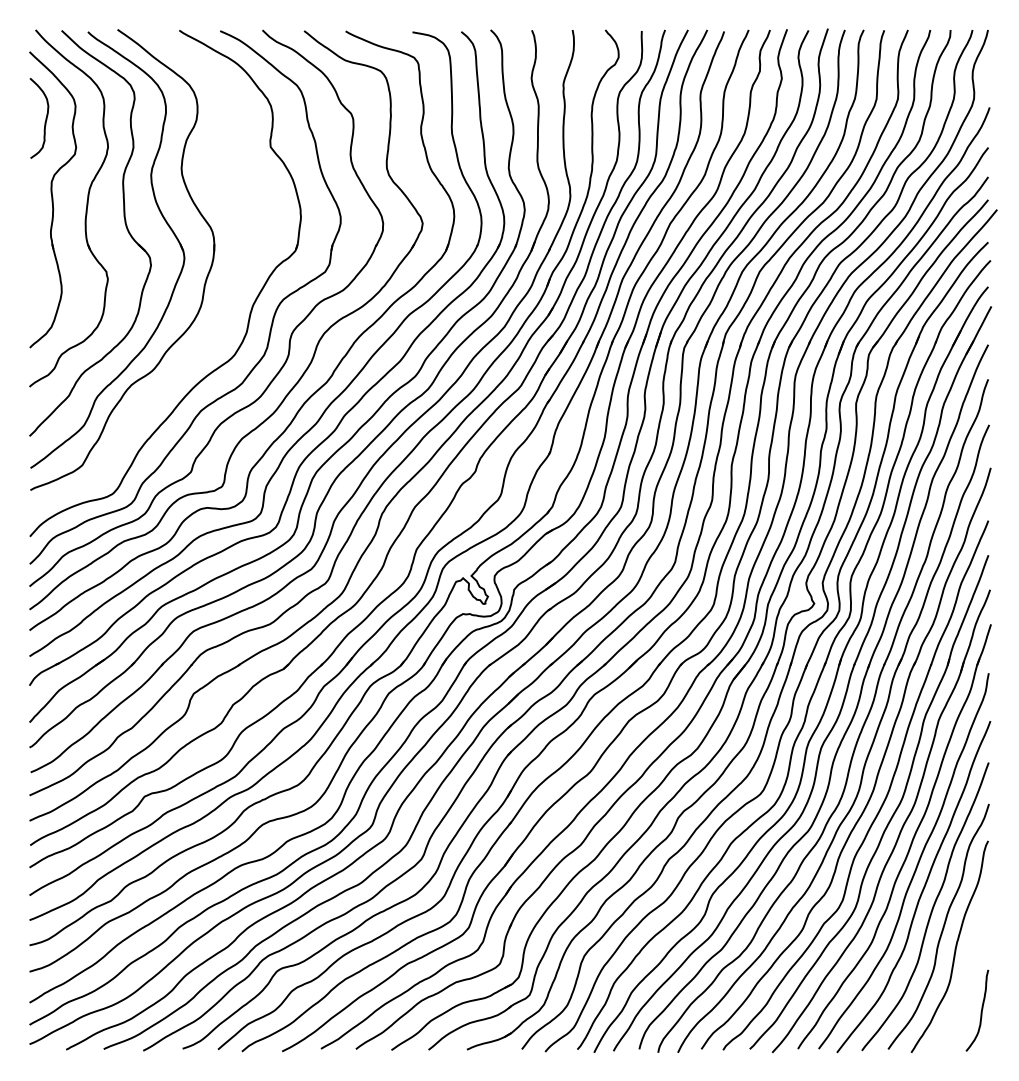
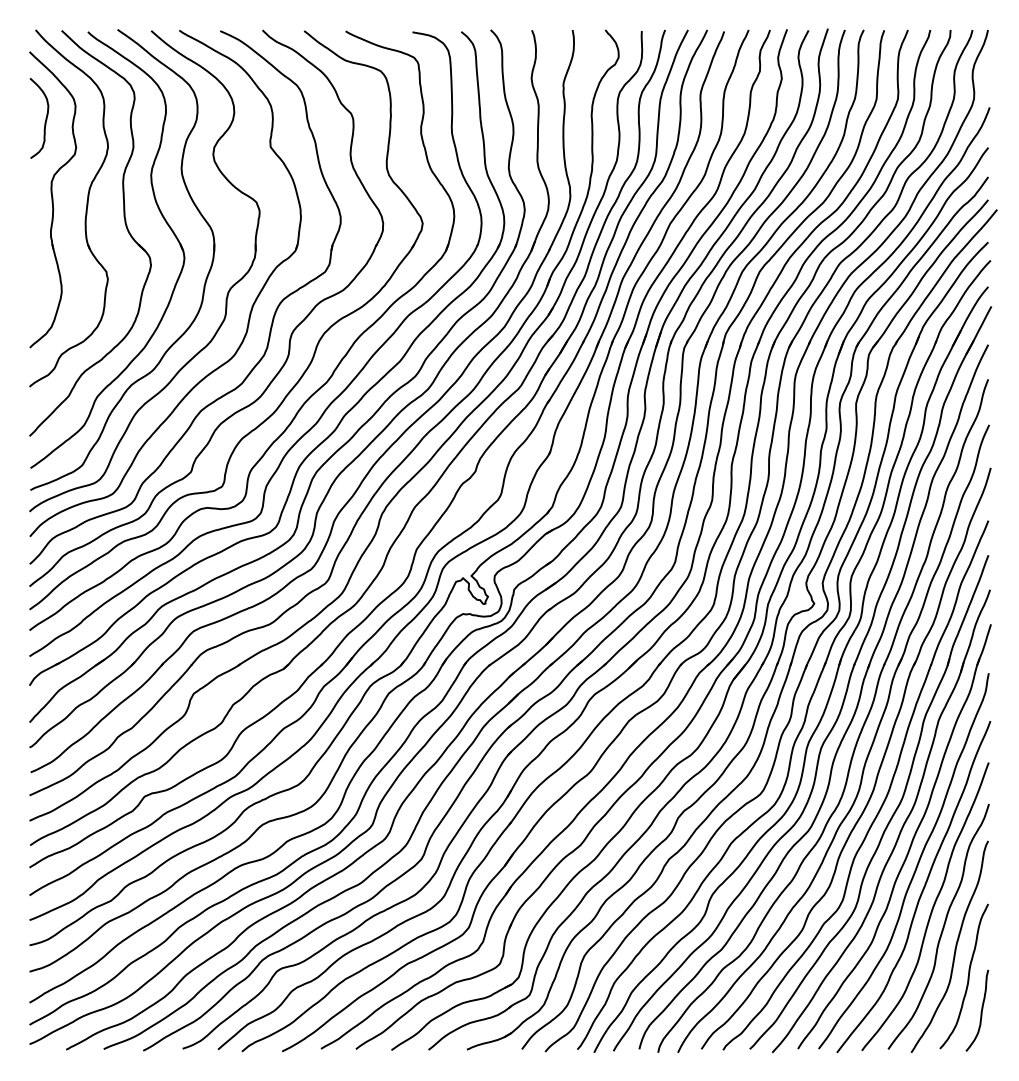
part: none -> present (226, 295)
curve: none -> present (967, 976)
